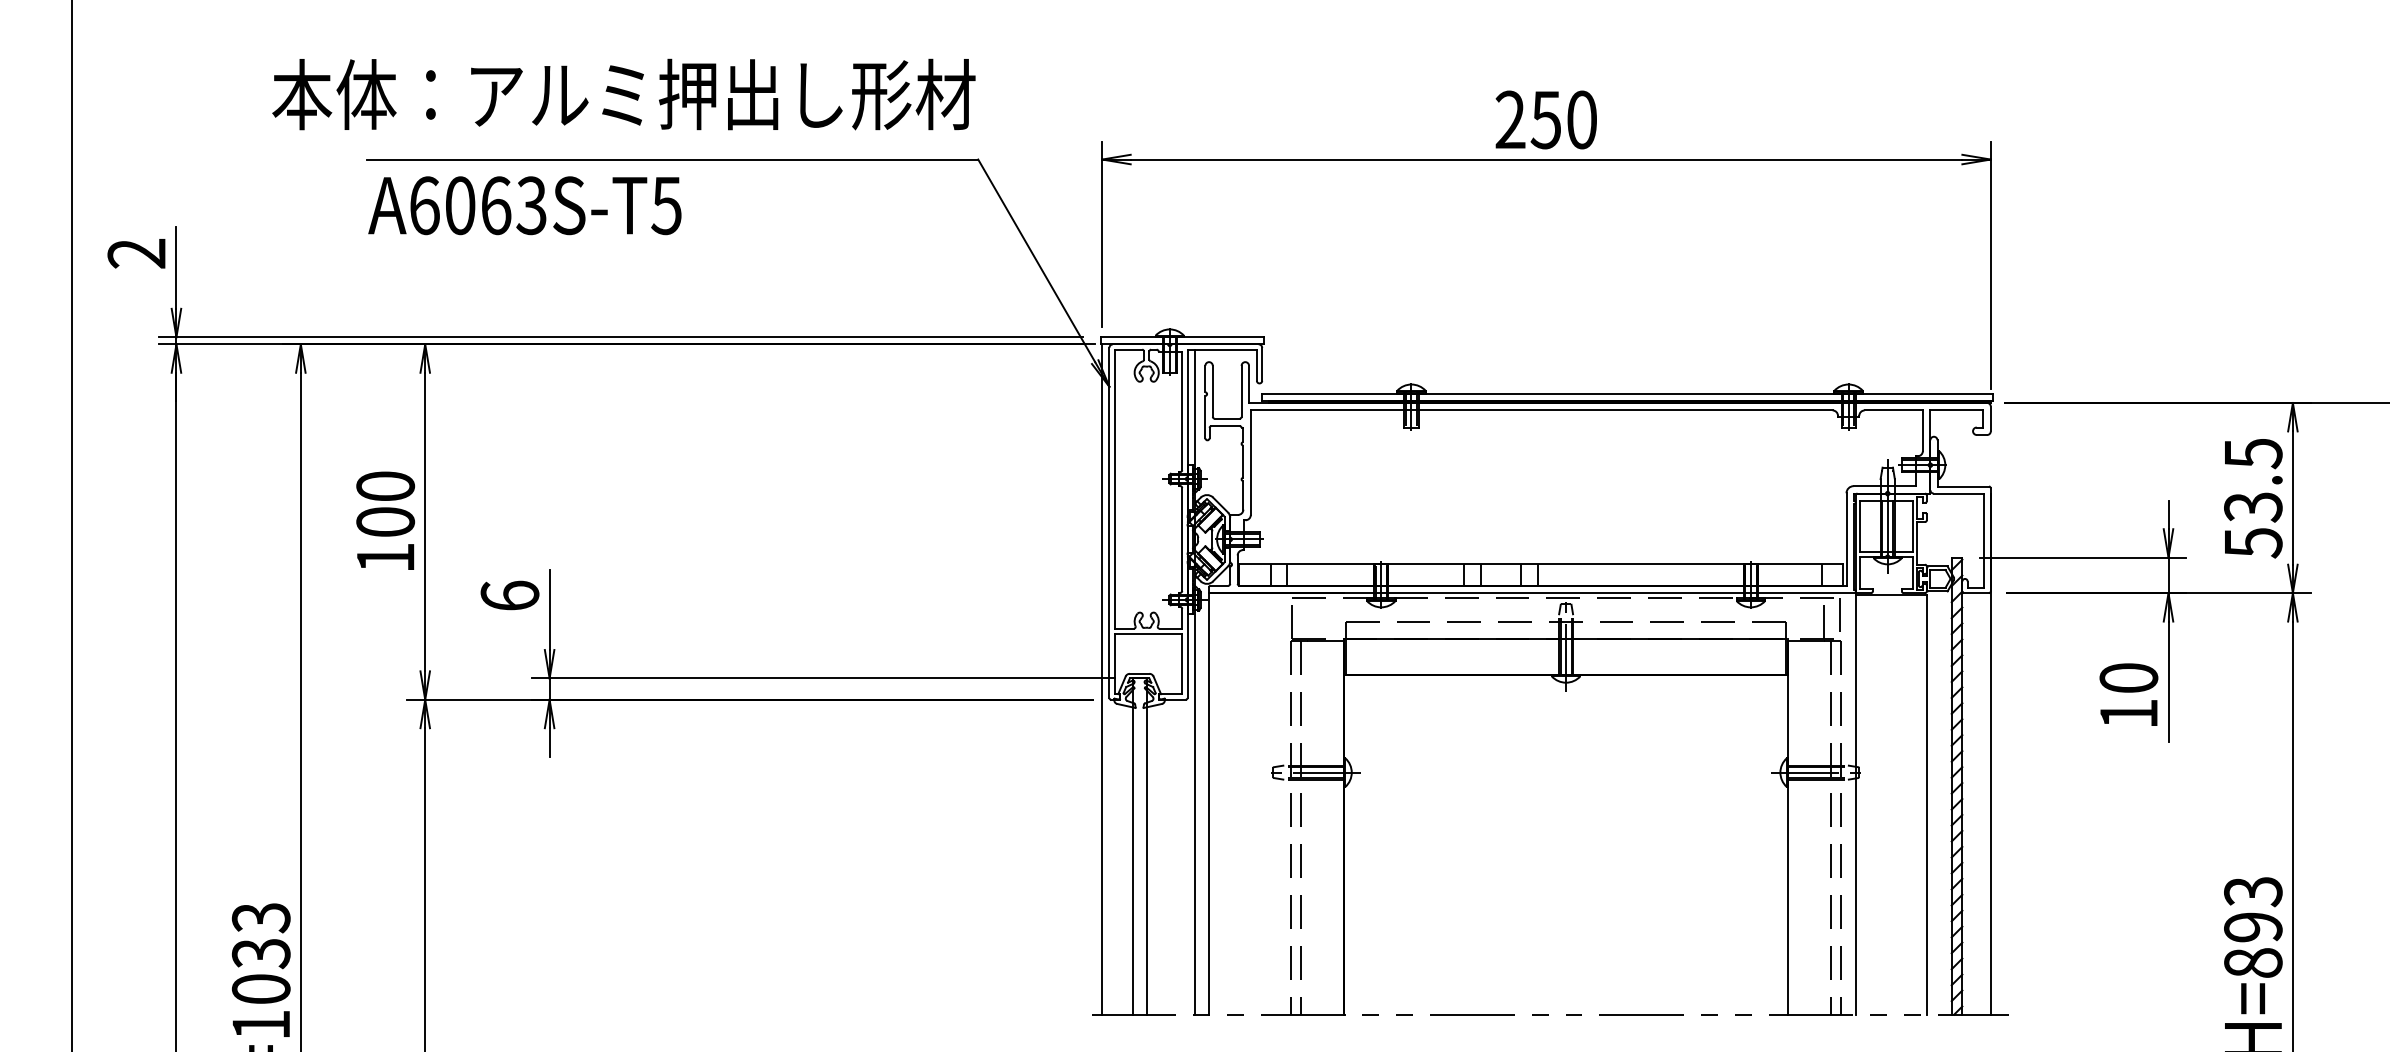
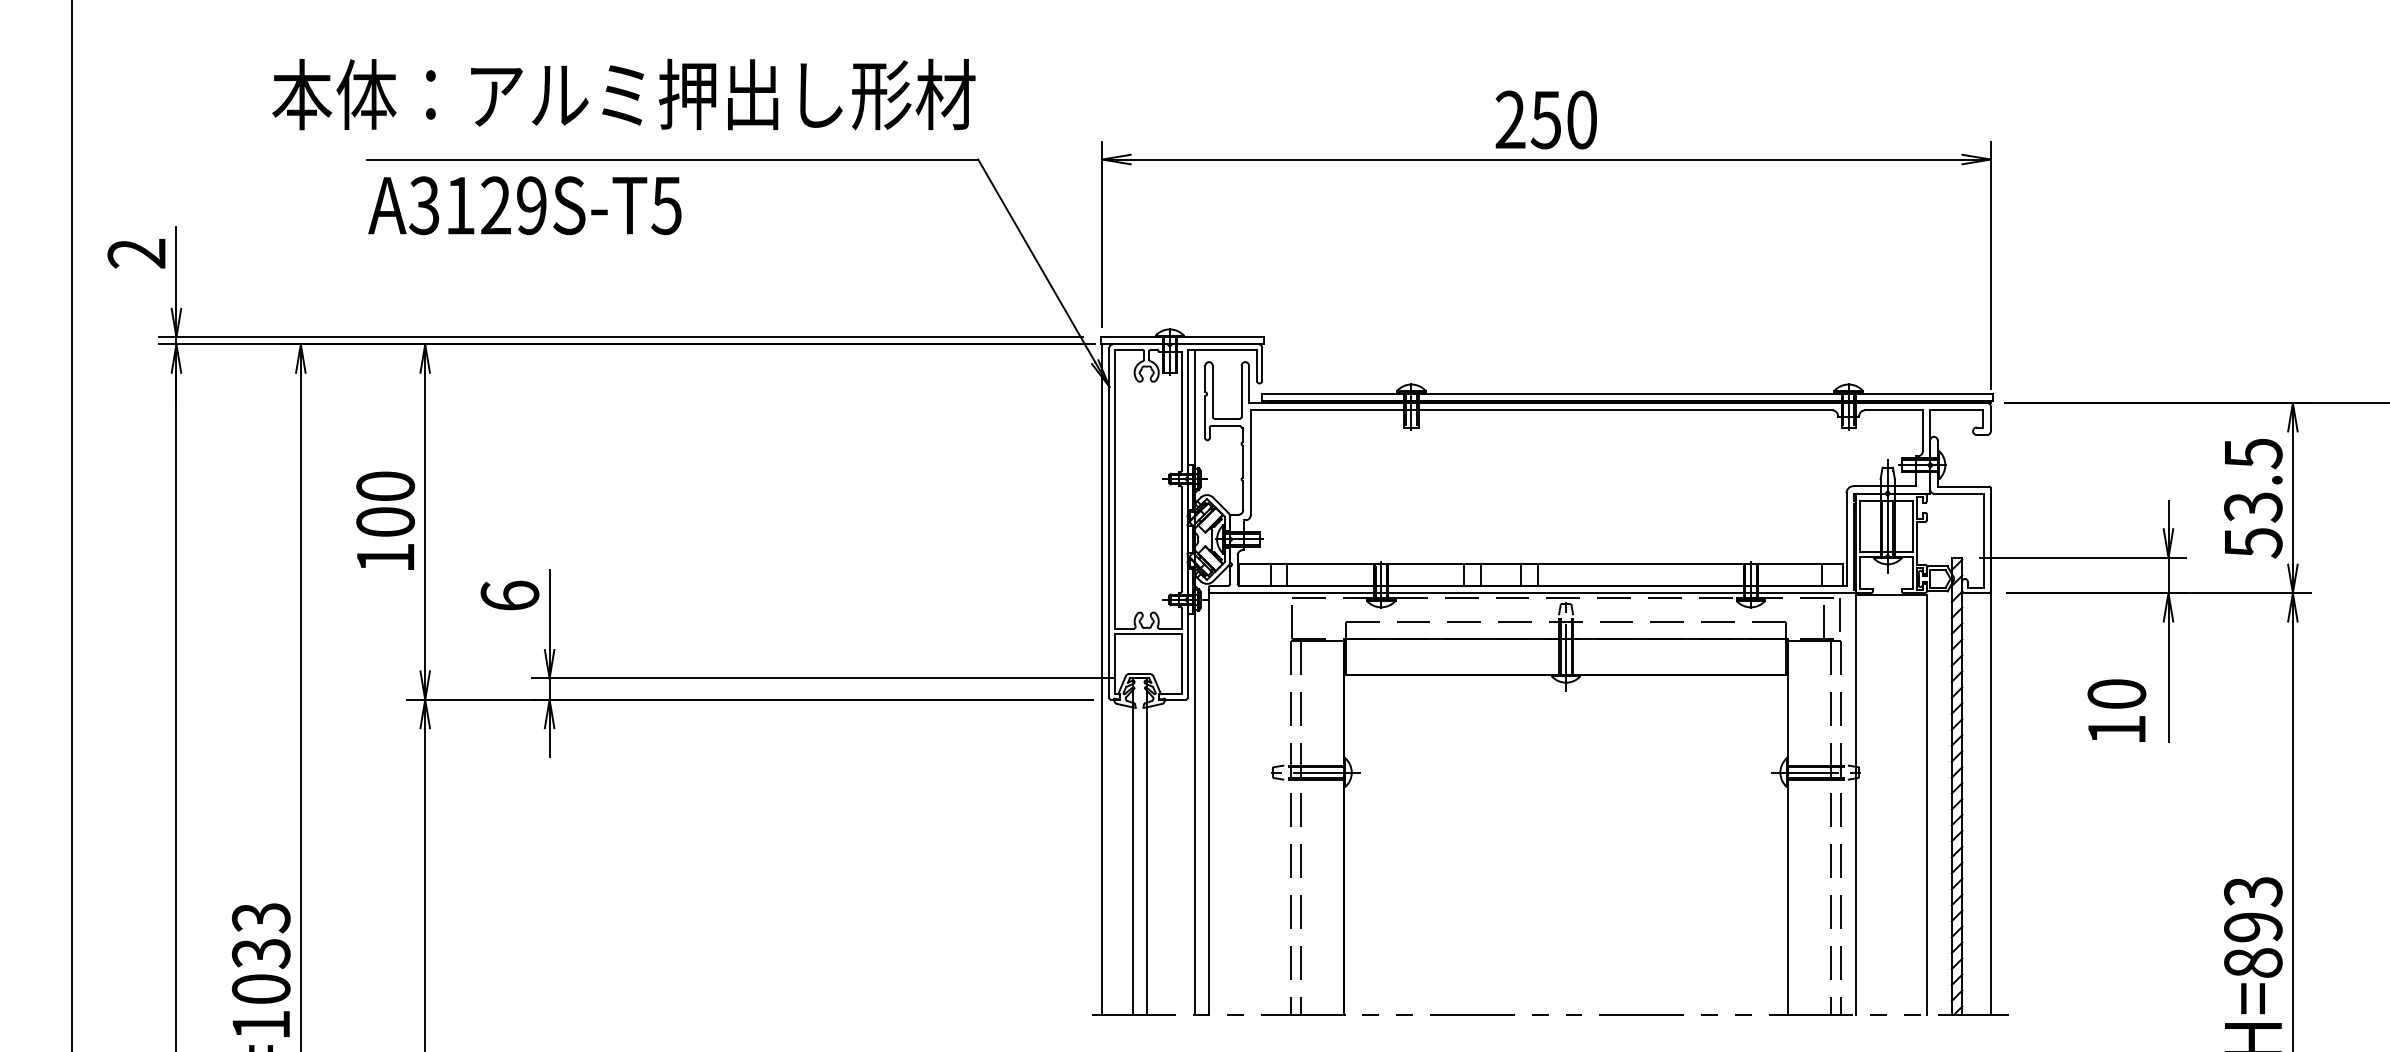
text: A6063S-T5 -> A3129S-T5 (477, 205)
text position: (2128, 694) -> (2116, 710) (2116, 710)
